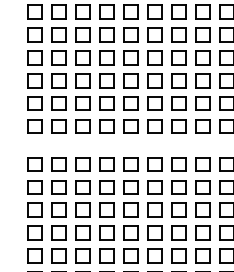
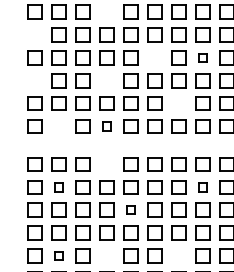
part: present -> none (106, 11)
part: present -> none (34, 34)
part: present -> none (154, 57)
part size: 16x16 px -> 10x10 px (202, 57)
part: present -> none (34, 80)
part: present -> none (106, 80)
part: present -> none (178, 103)
part: present -> none (58, 126)
part size: 16x15 px -> 10x11 px (106, 126)
part: present -> none (106, 164)
part size: 16x15 px -> 10x11 px (58, 187)
part size: 16x15 px -> 10x11 px (202, 187)
part size: 16x16 px -> 10x10 px (130, 209)
part size: 16x16 px -> 10x10 px (58, 255)
part: present -> none (106, 255)
part: present -> none (178, 255)
